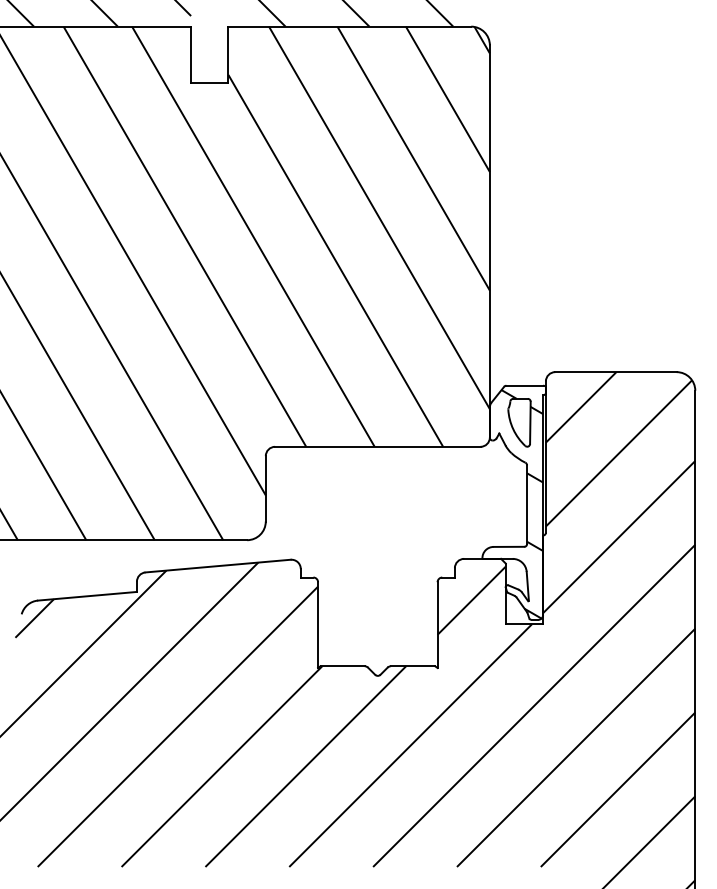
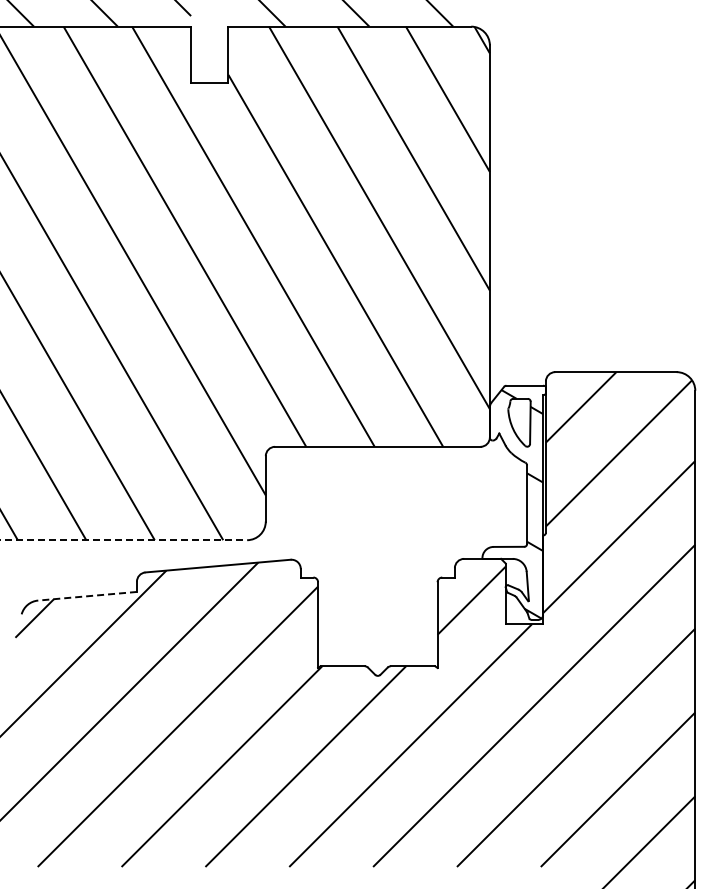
line: solid -> dashed (124, 540)
line: solid -> dashed (87, 596)
